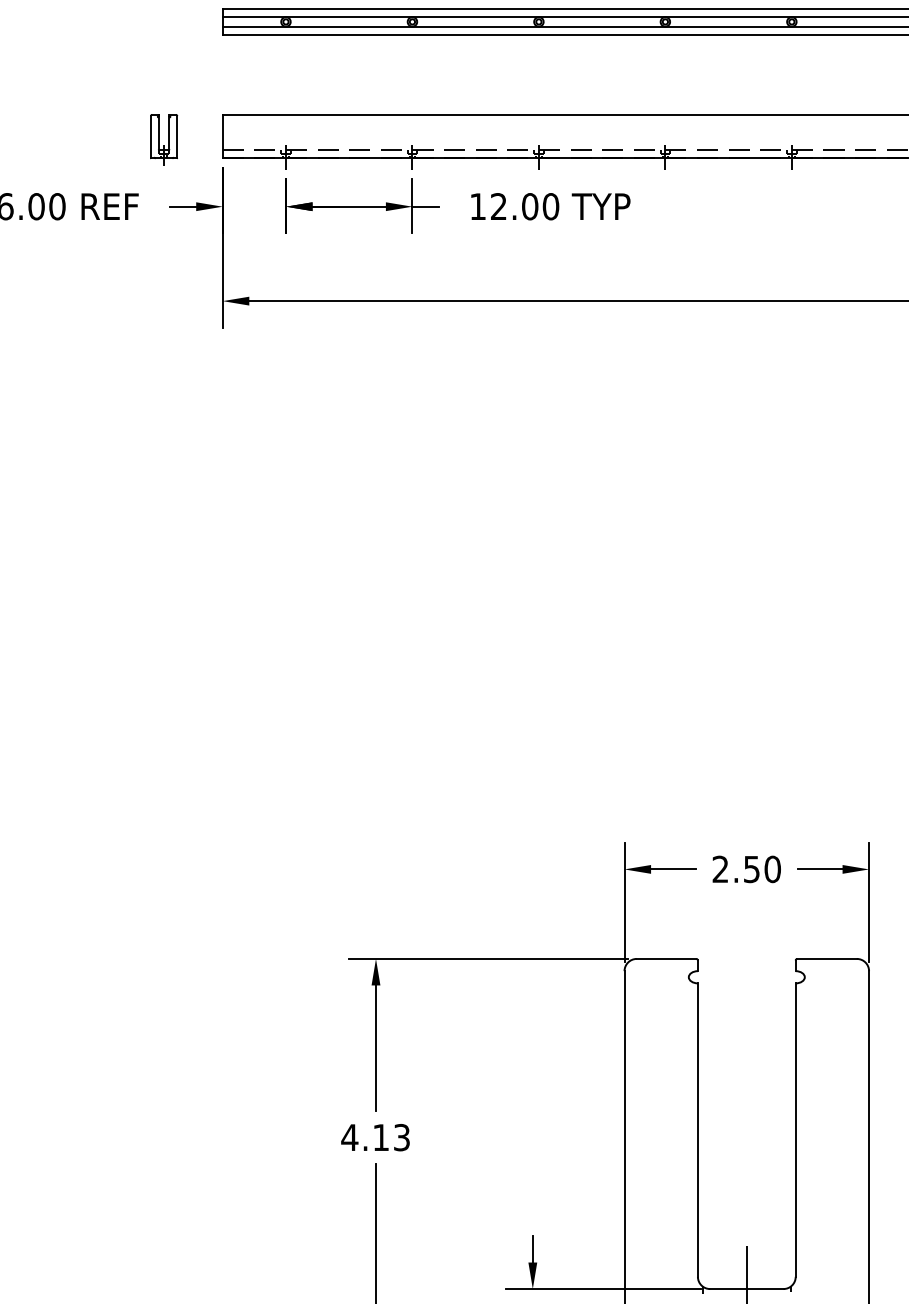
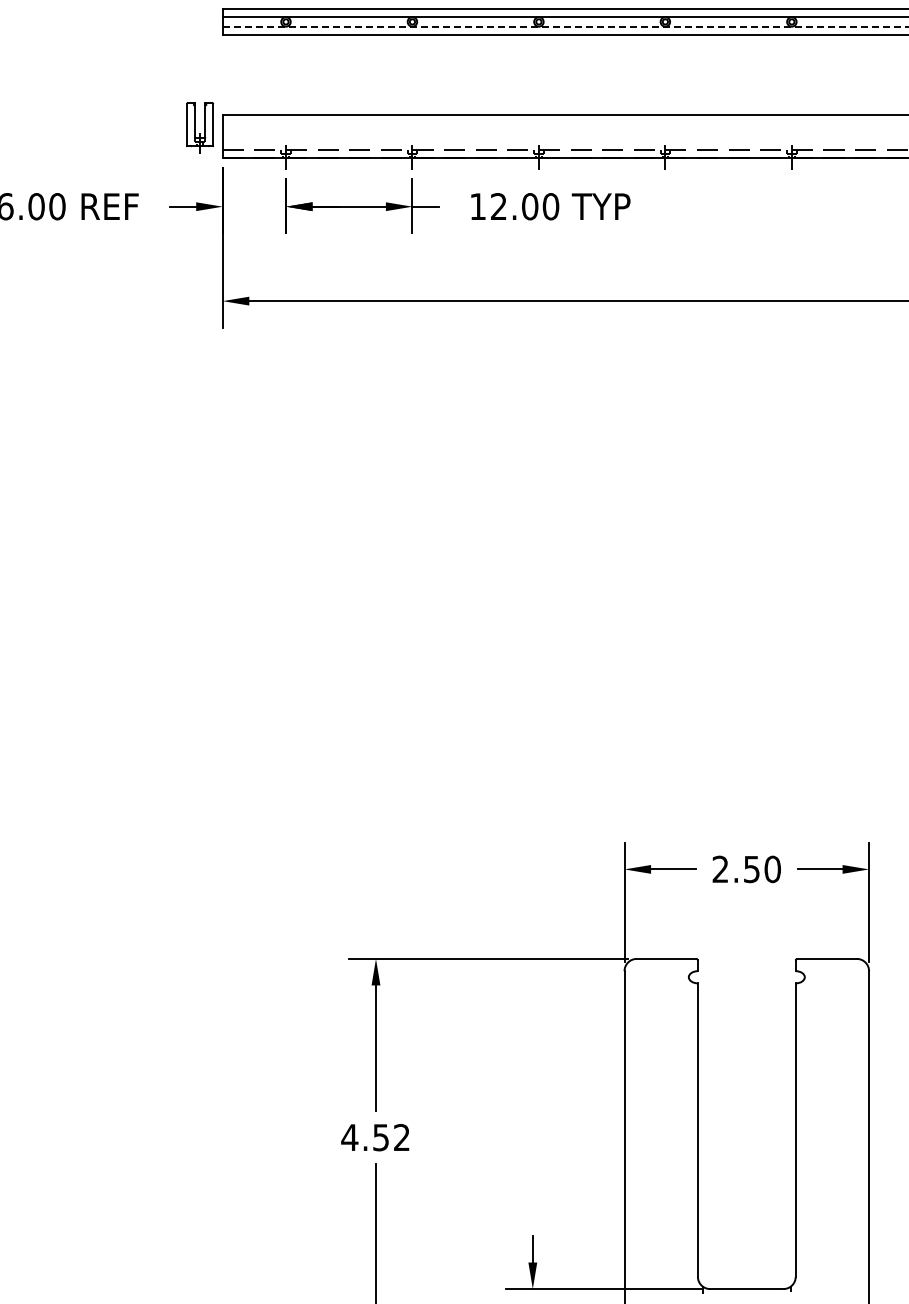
line: solid -> dashed (565, 27)
part position: (164, 139) -> (200, 127) (200, 127)
text: 4.13 -> 4.52 (391, 1137)
line: present -> none (746, 1272)
